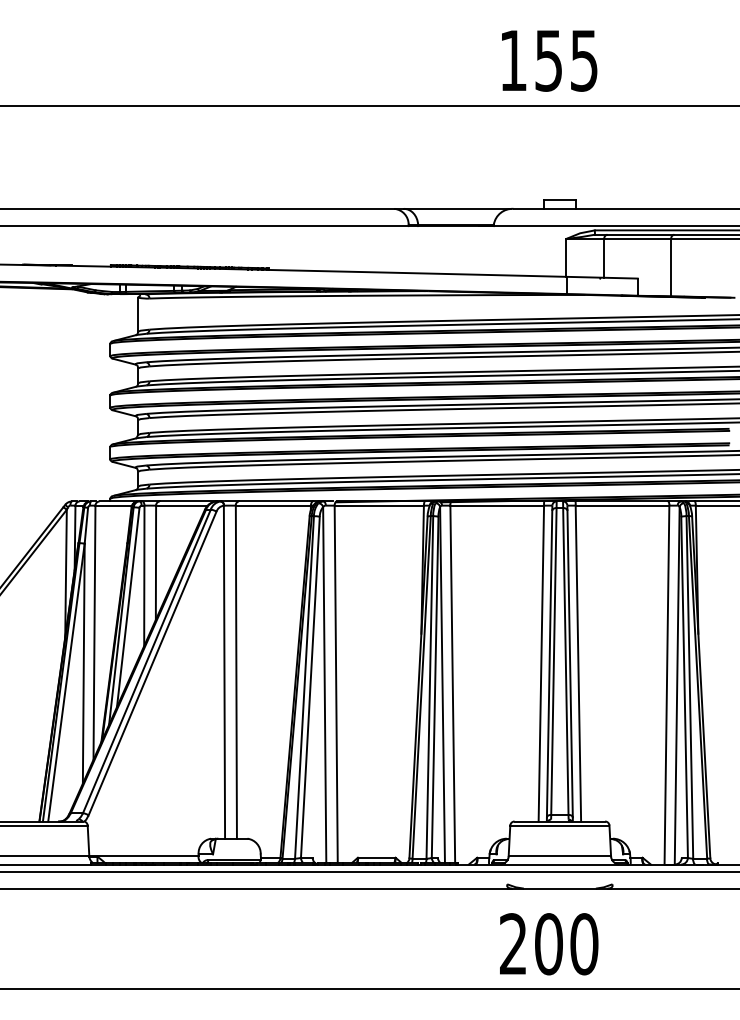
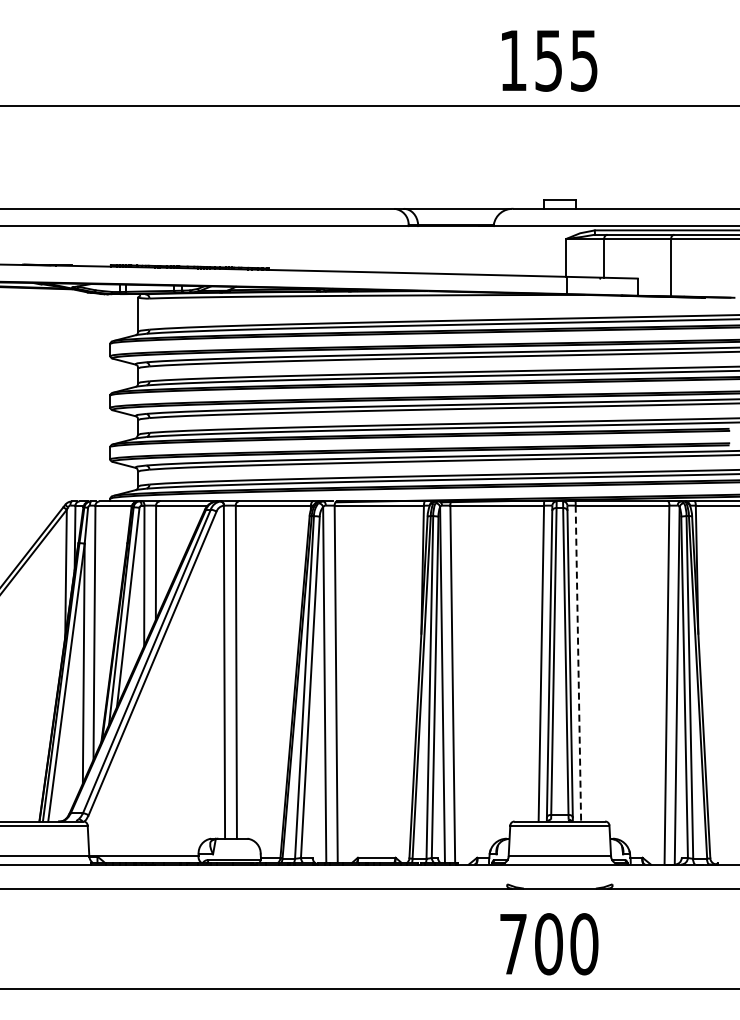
line: solid -> dashed (578, 663)
line: present -> none (369, 871)
text: 200 -> 700 (513, 943)
